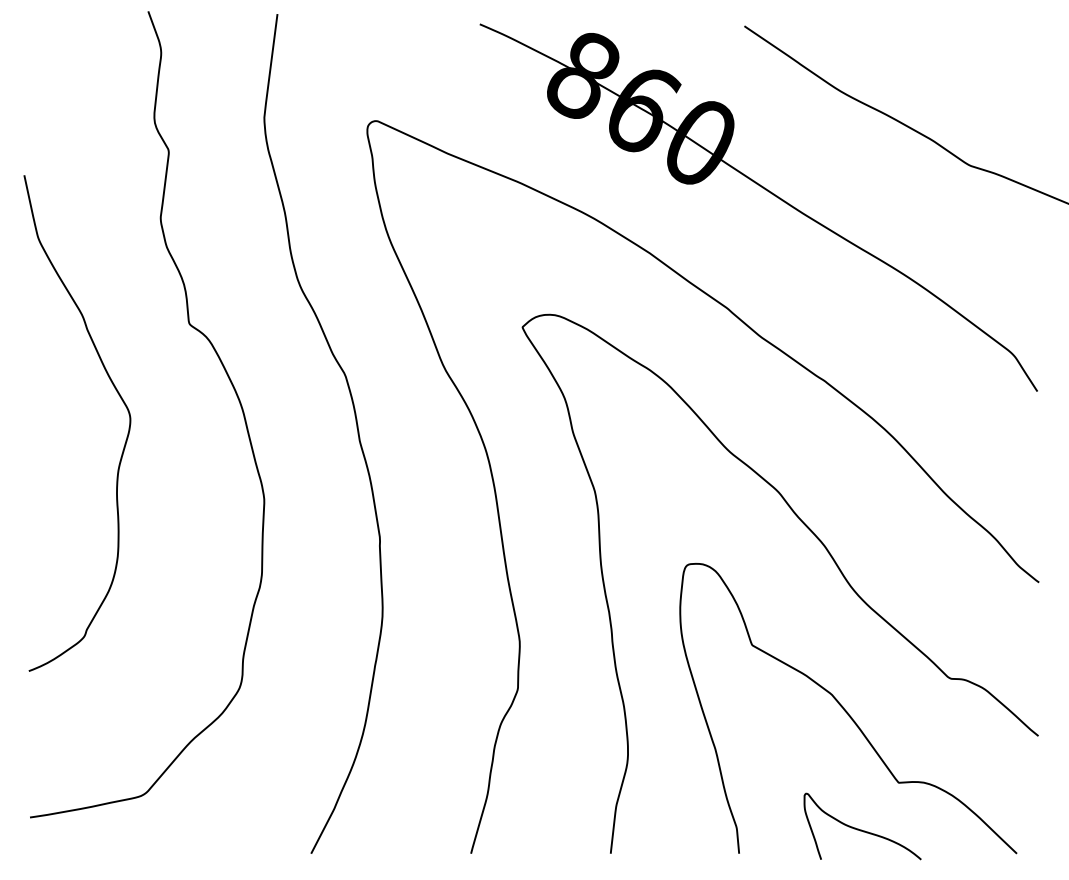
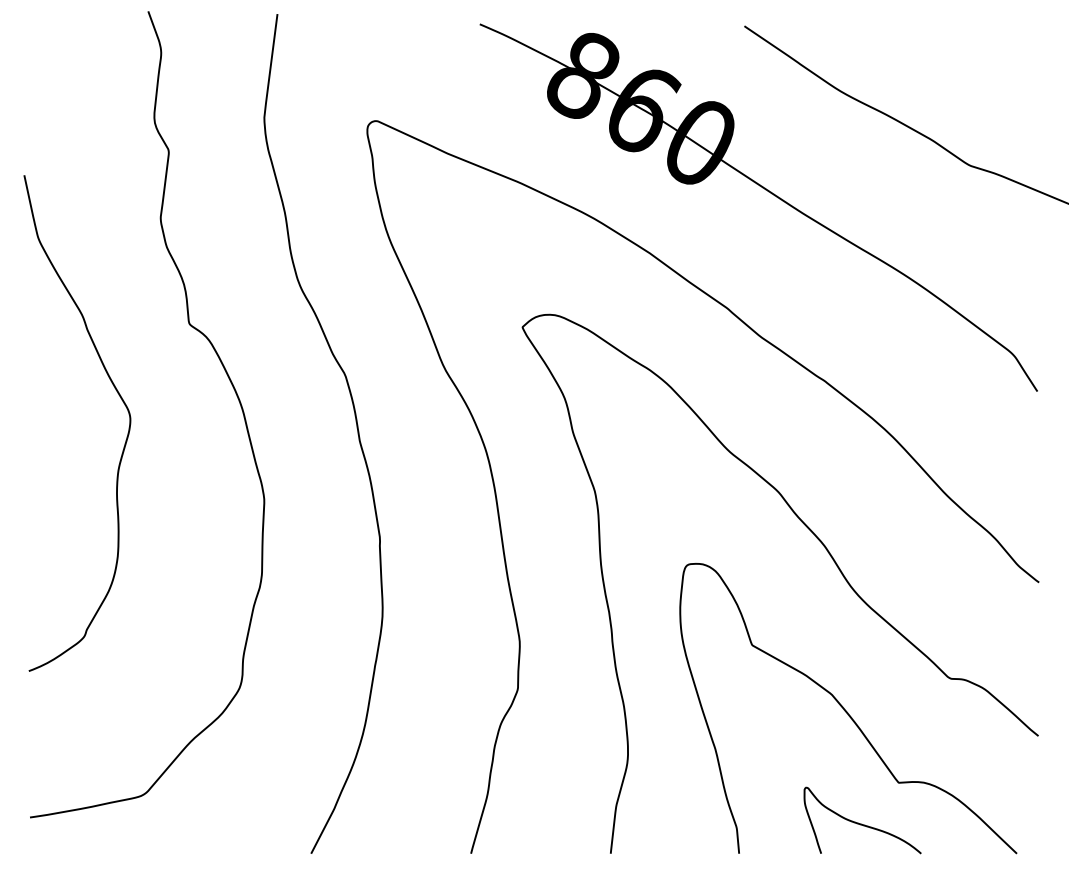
curve position: (861, 829) -> (861, 823) (861, 823)
